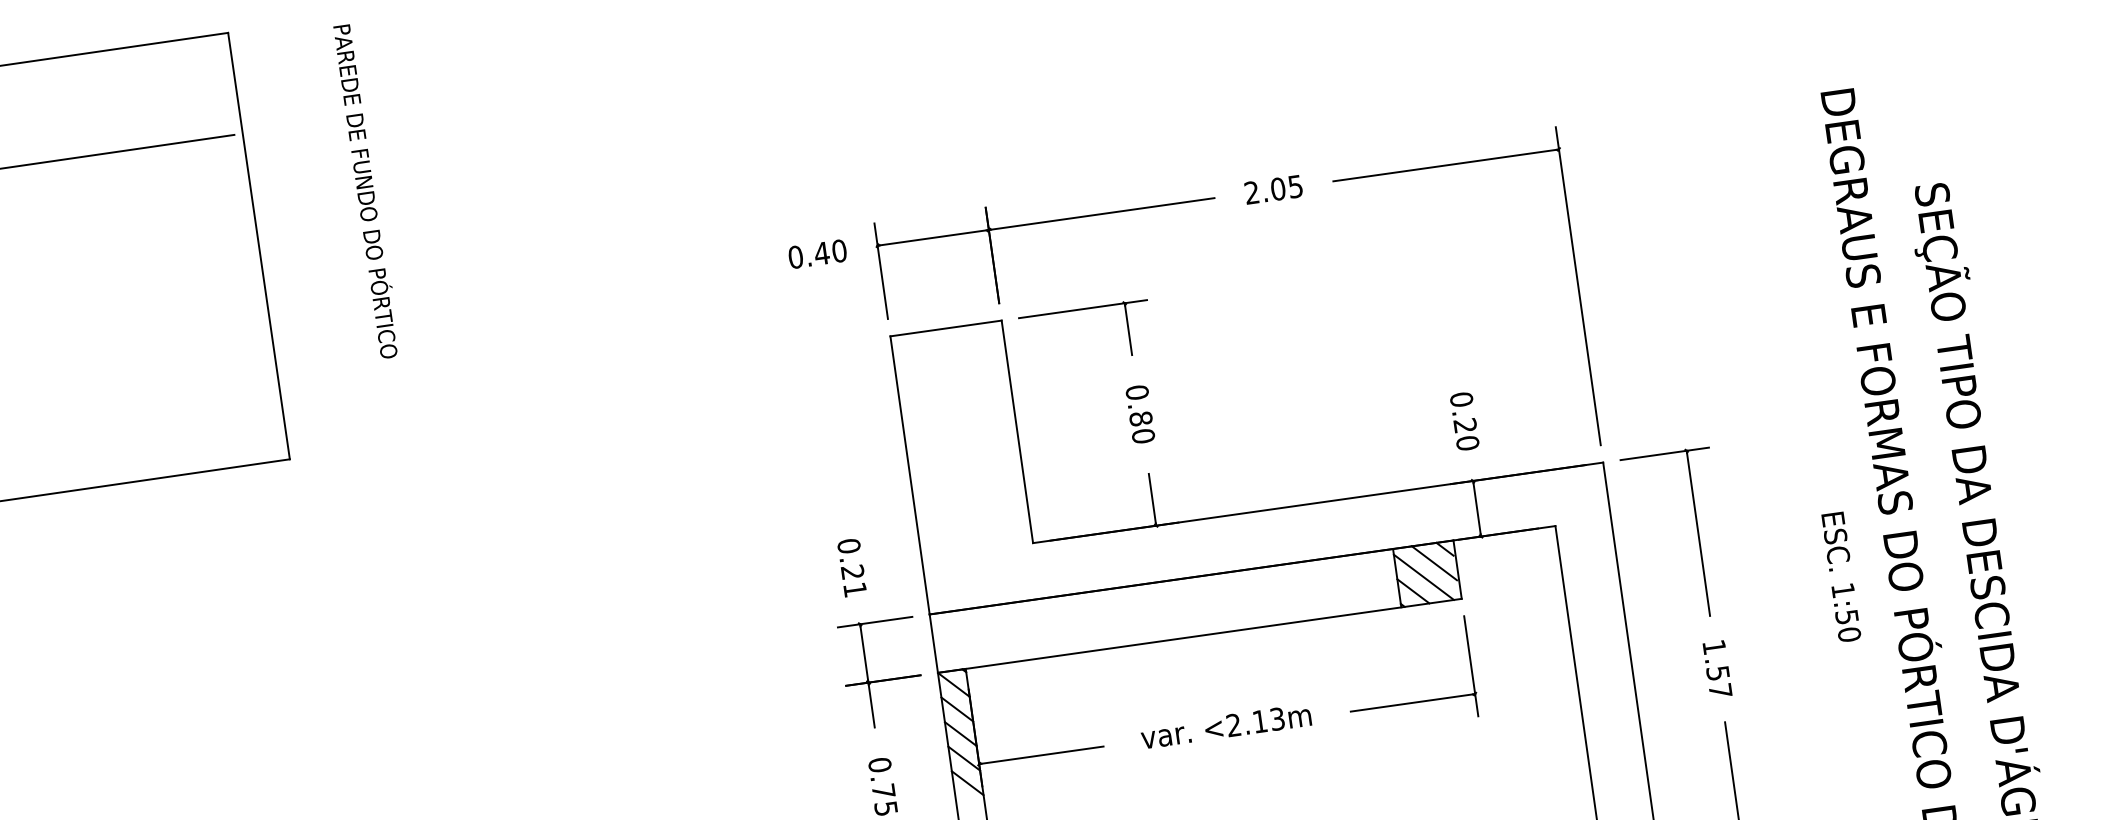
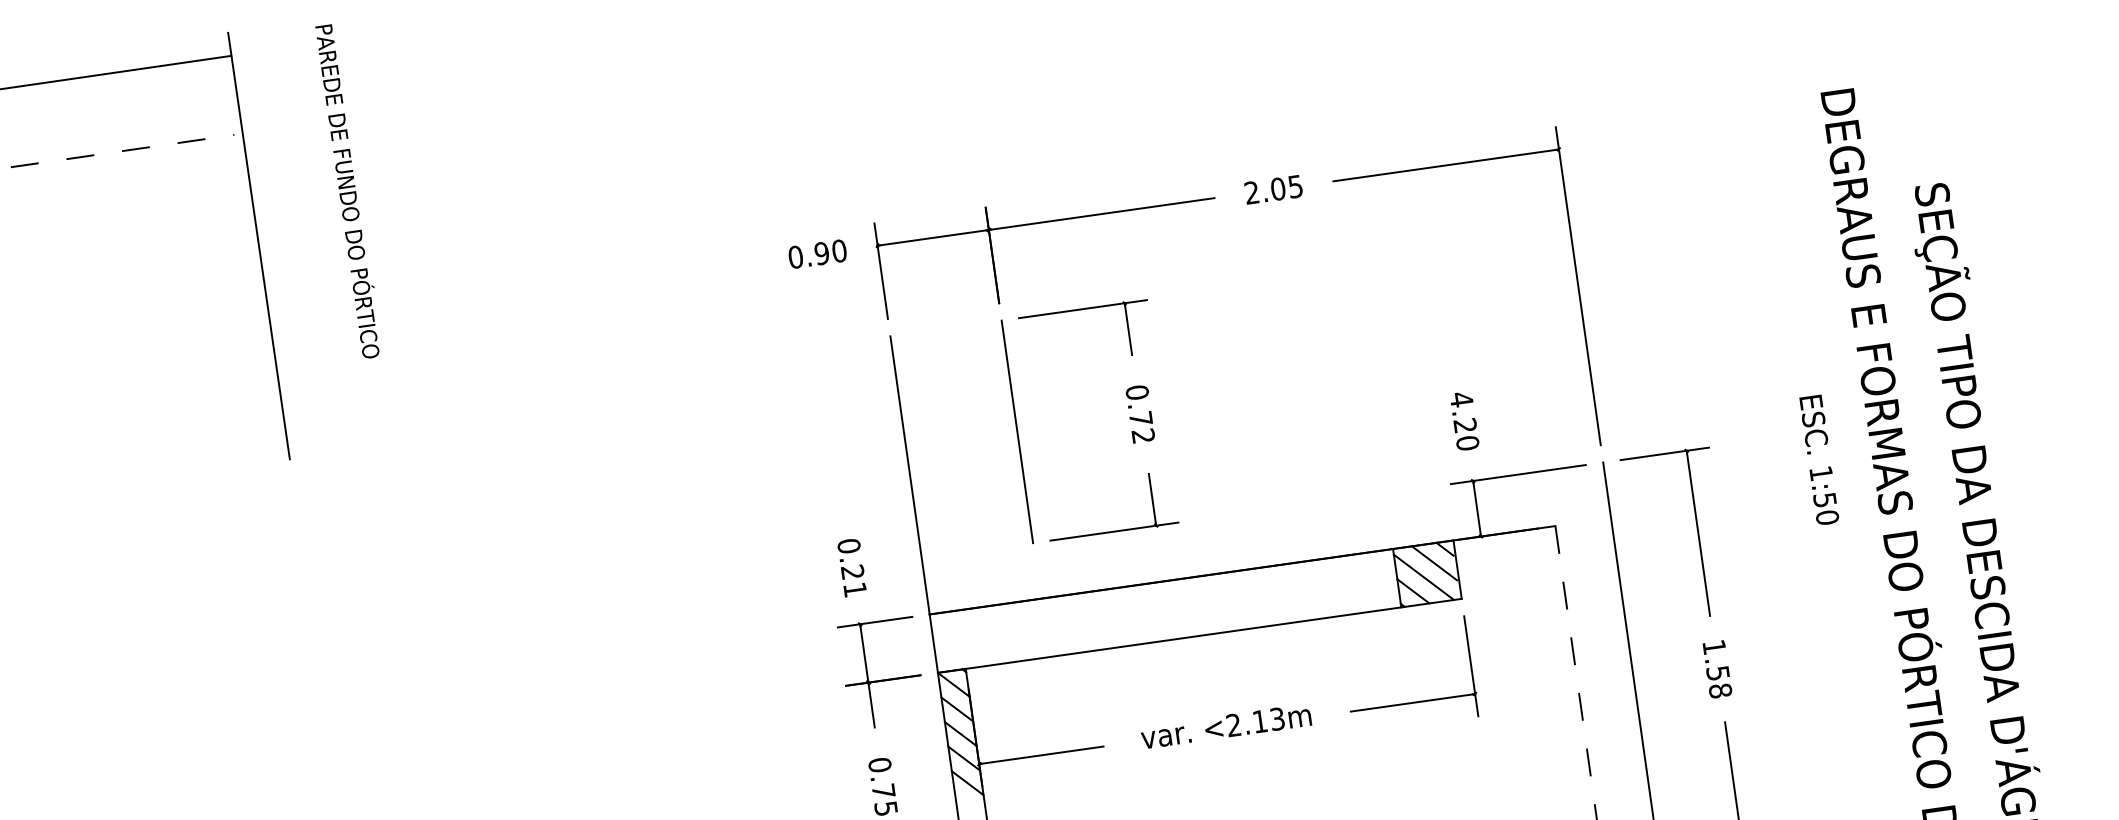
line position: (115, 48) -> (116, 71) (116, 71)
line: solid -> dashed (117, 151)
text position: (365, 191) -> (347, 191) (347, 191)
text: 0.40 -> 0.90 (821, 253)
line: present -> none (945, 328)
text: 0.20 -> 4.20 (1461, 399)
text: 0.80 -> 0.72 (1141, 426)
line: present -> none (145, 479)
line: present -> none (1318, 502)
text position: (1841, 576) -> (1819, 459) (1819, 459)
line: solid -> dashed (1576, 673)
text: 1.57 -> 1.58 (1720, 690)
